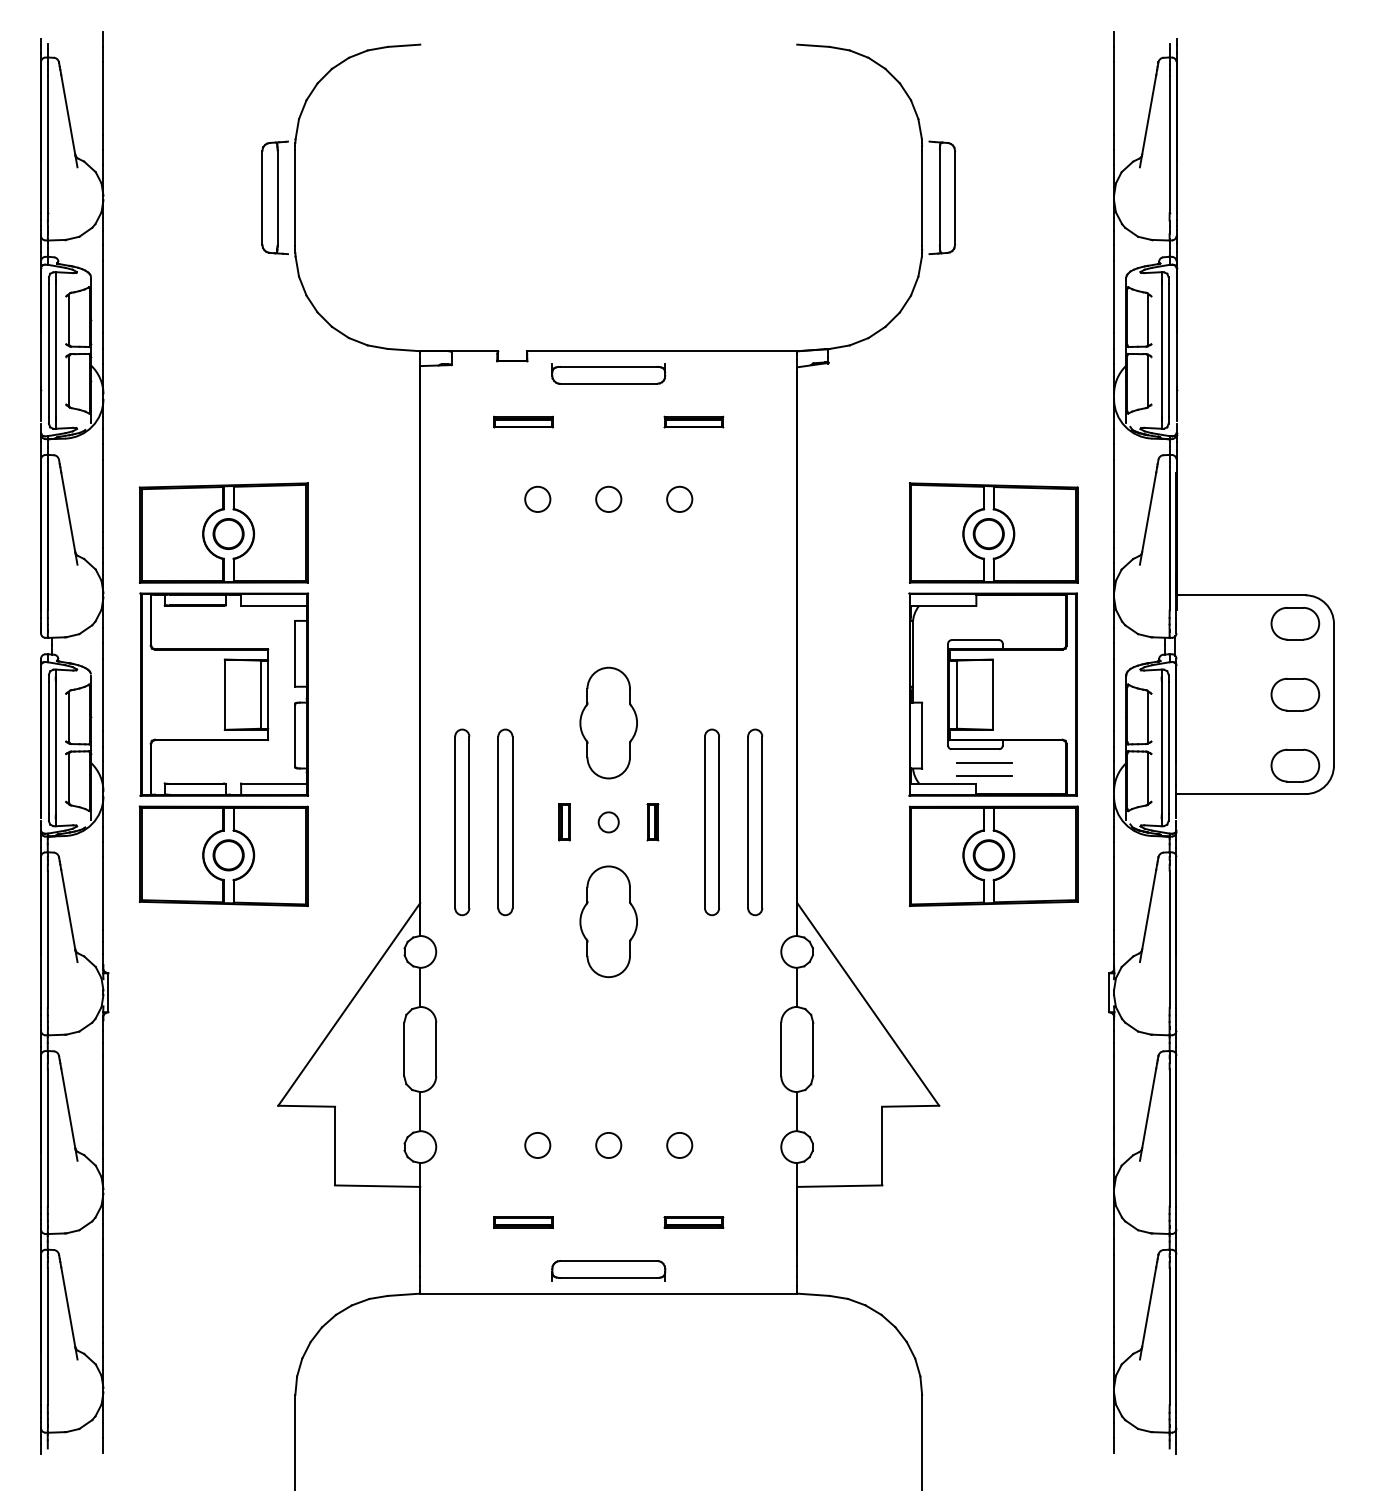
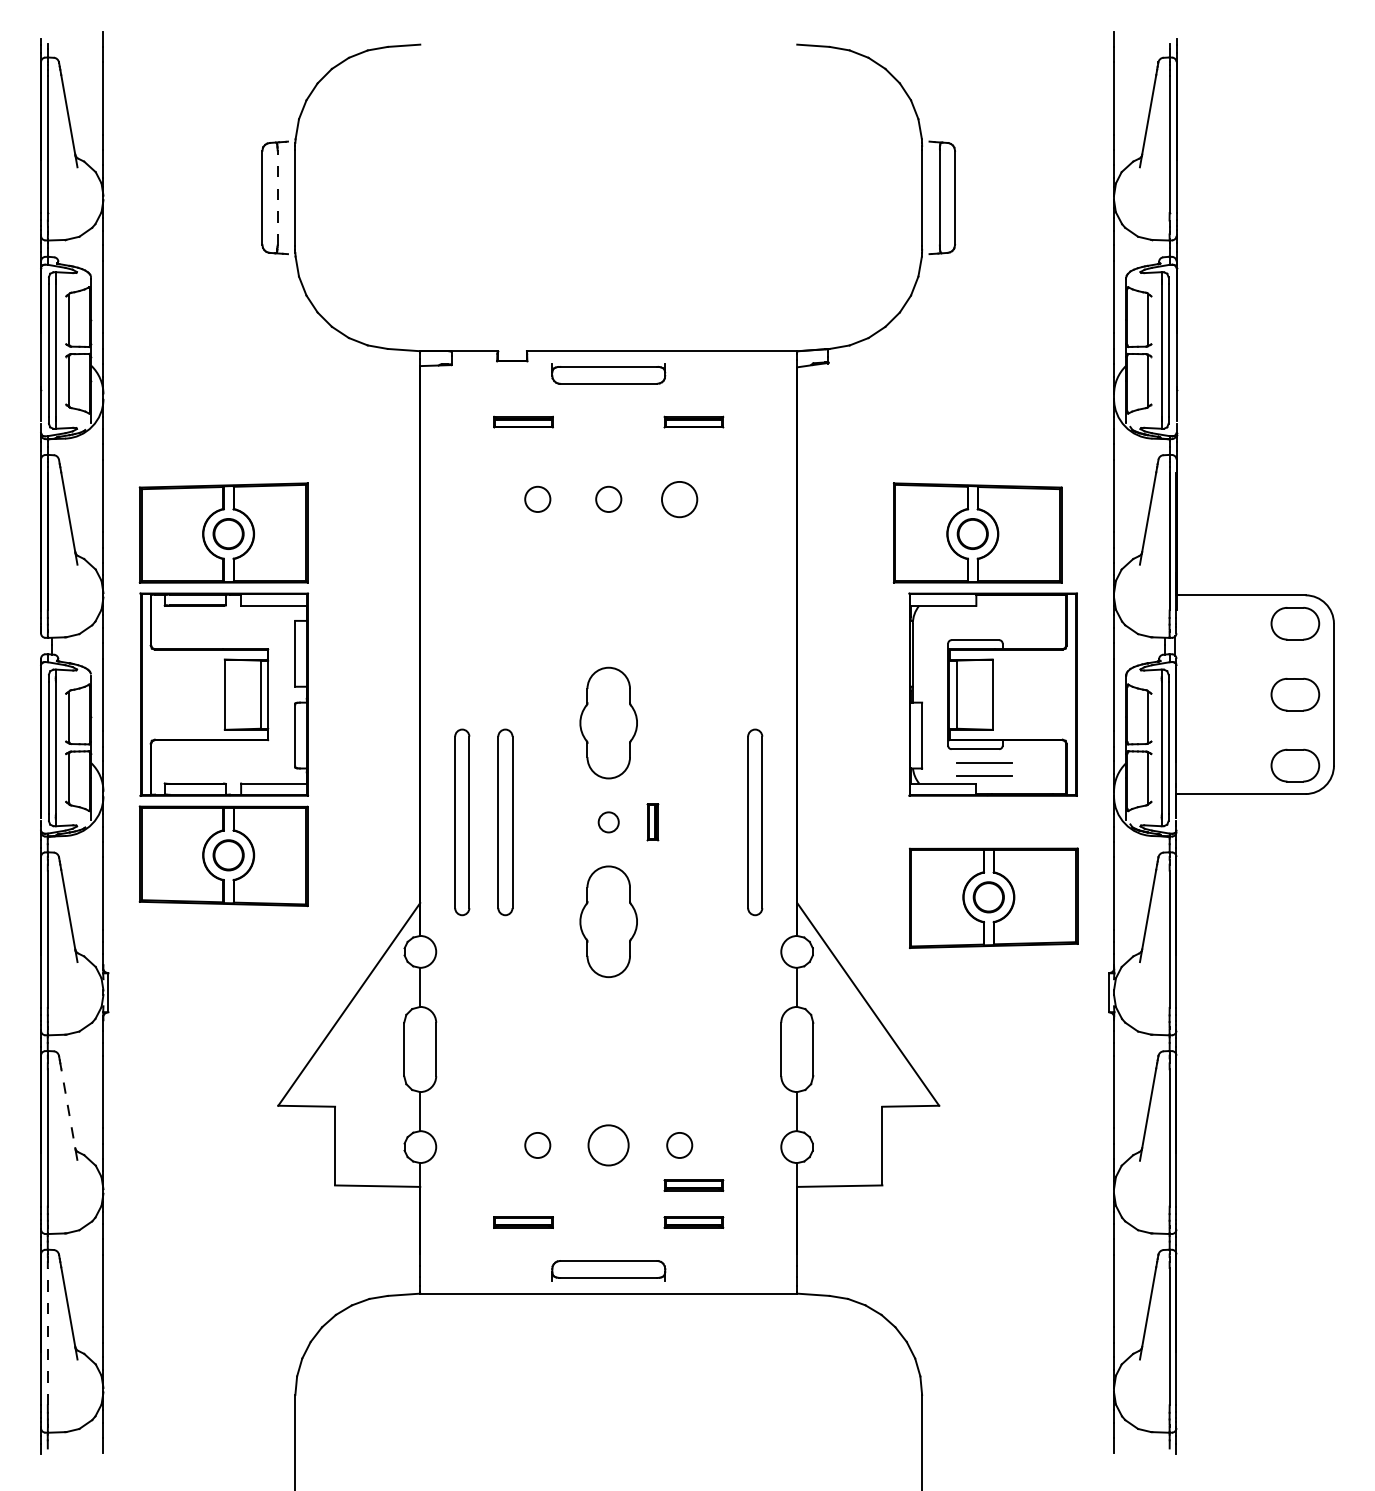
line: solid -> dashed (277, 197)
circle size: 28x28 px -> 38x38 px (679, 499)
part position: (993, 532) -> (977, 532) (977, 532)
part: present -> none (564, 822)
part: present -> none (711, 822)
part position: (993, 855) -> (993, 897) (993, 897)
line: solid -> dashed (69, 1114)
circle size: 28x27 px -> 43x43 px (608, 1145)
part: none -> present (693, 1185)
line: solid -> dashed (47, 1336)
